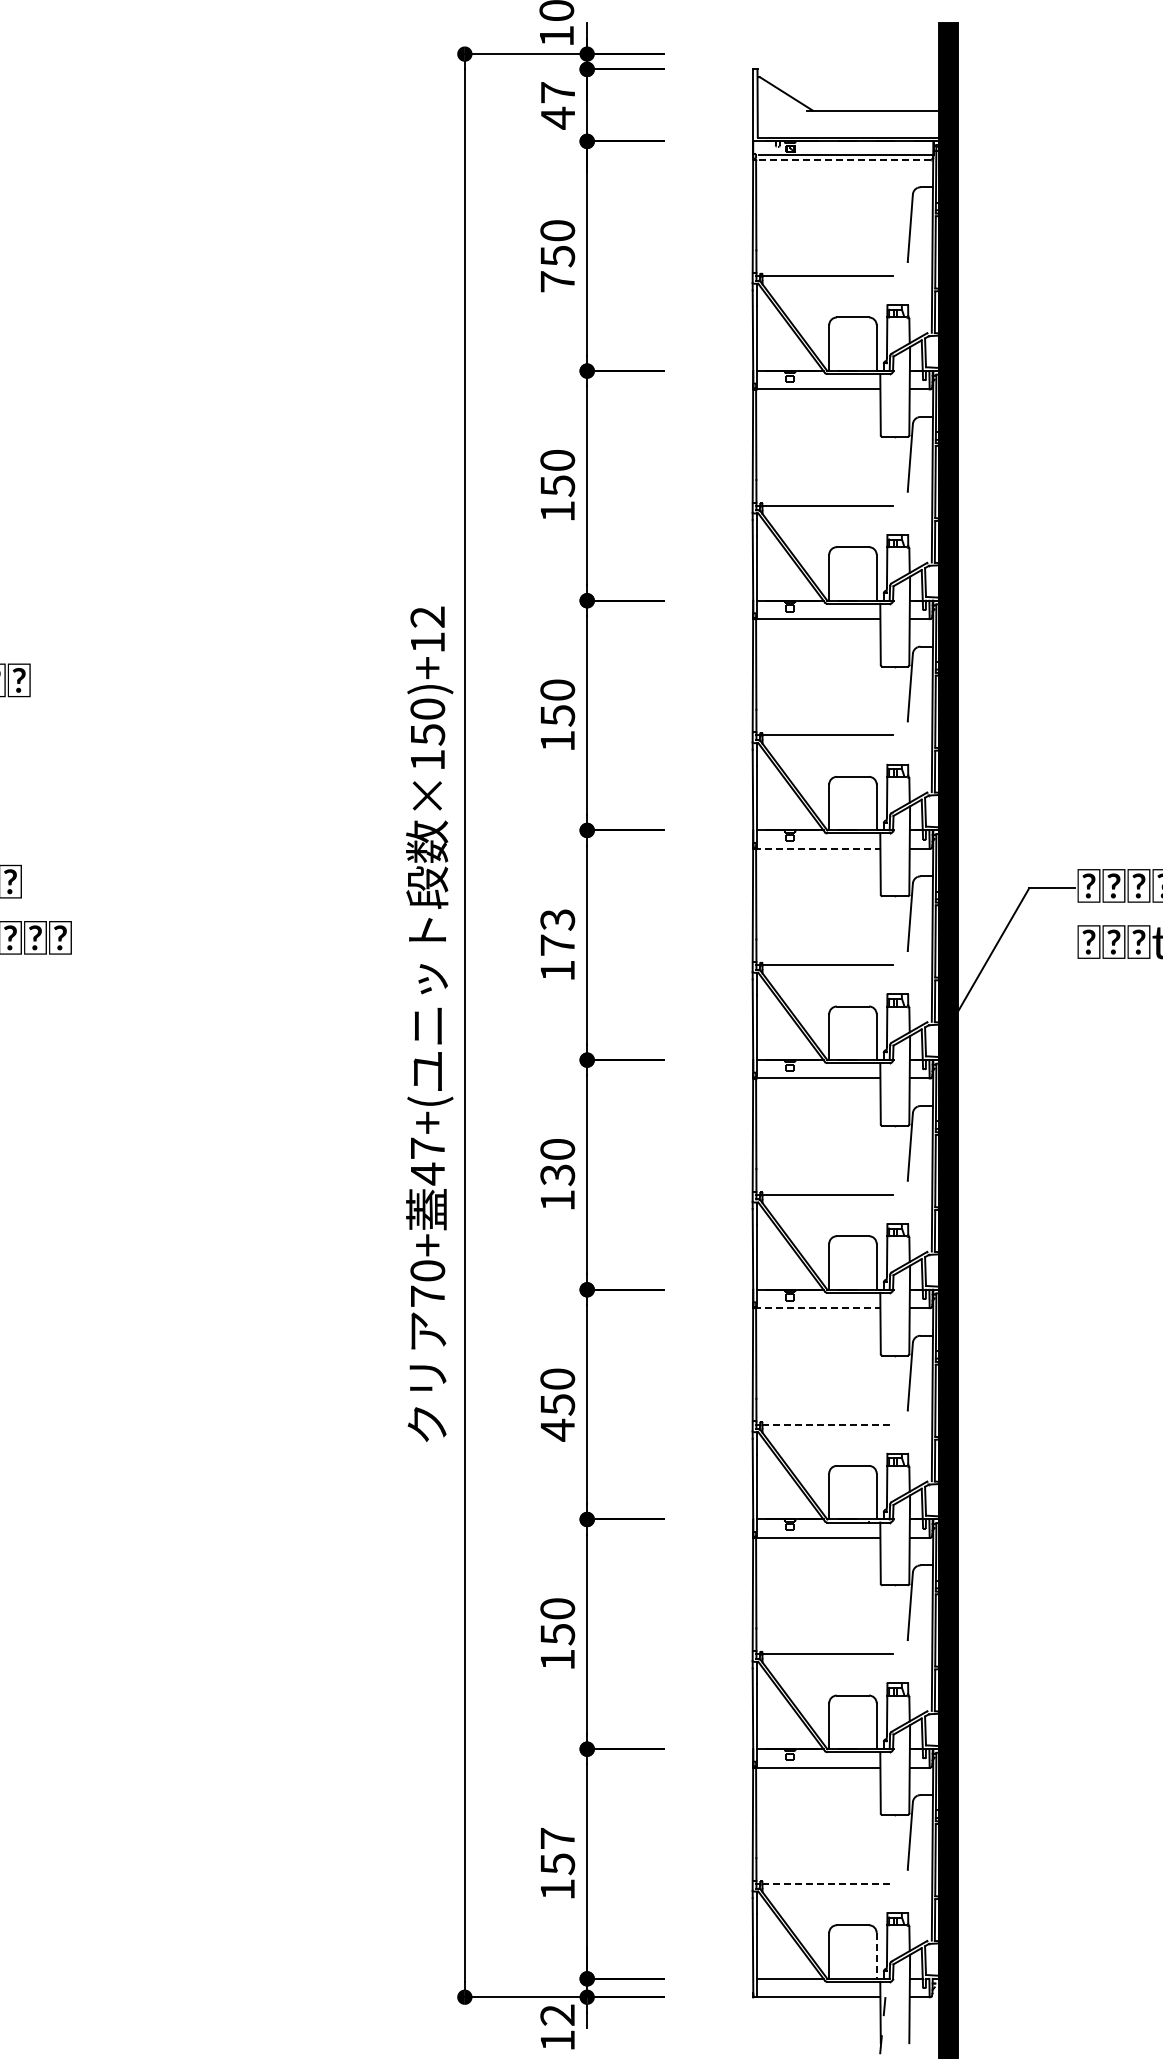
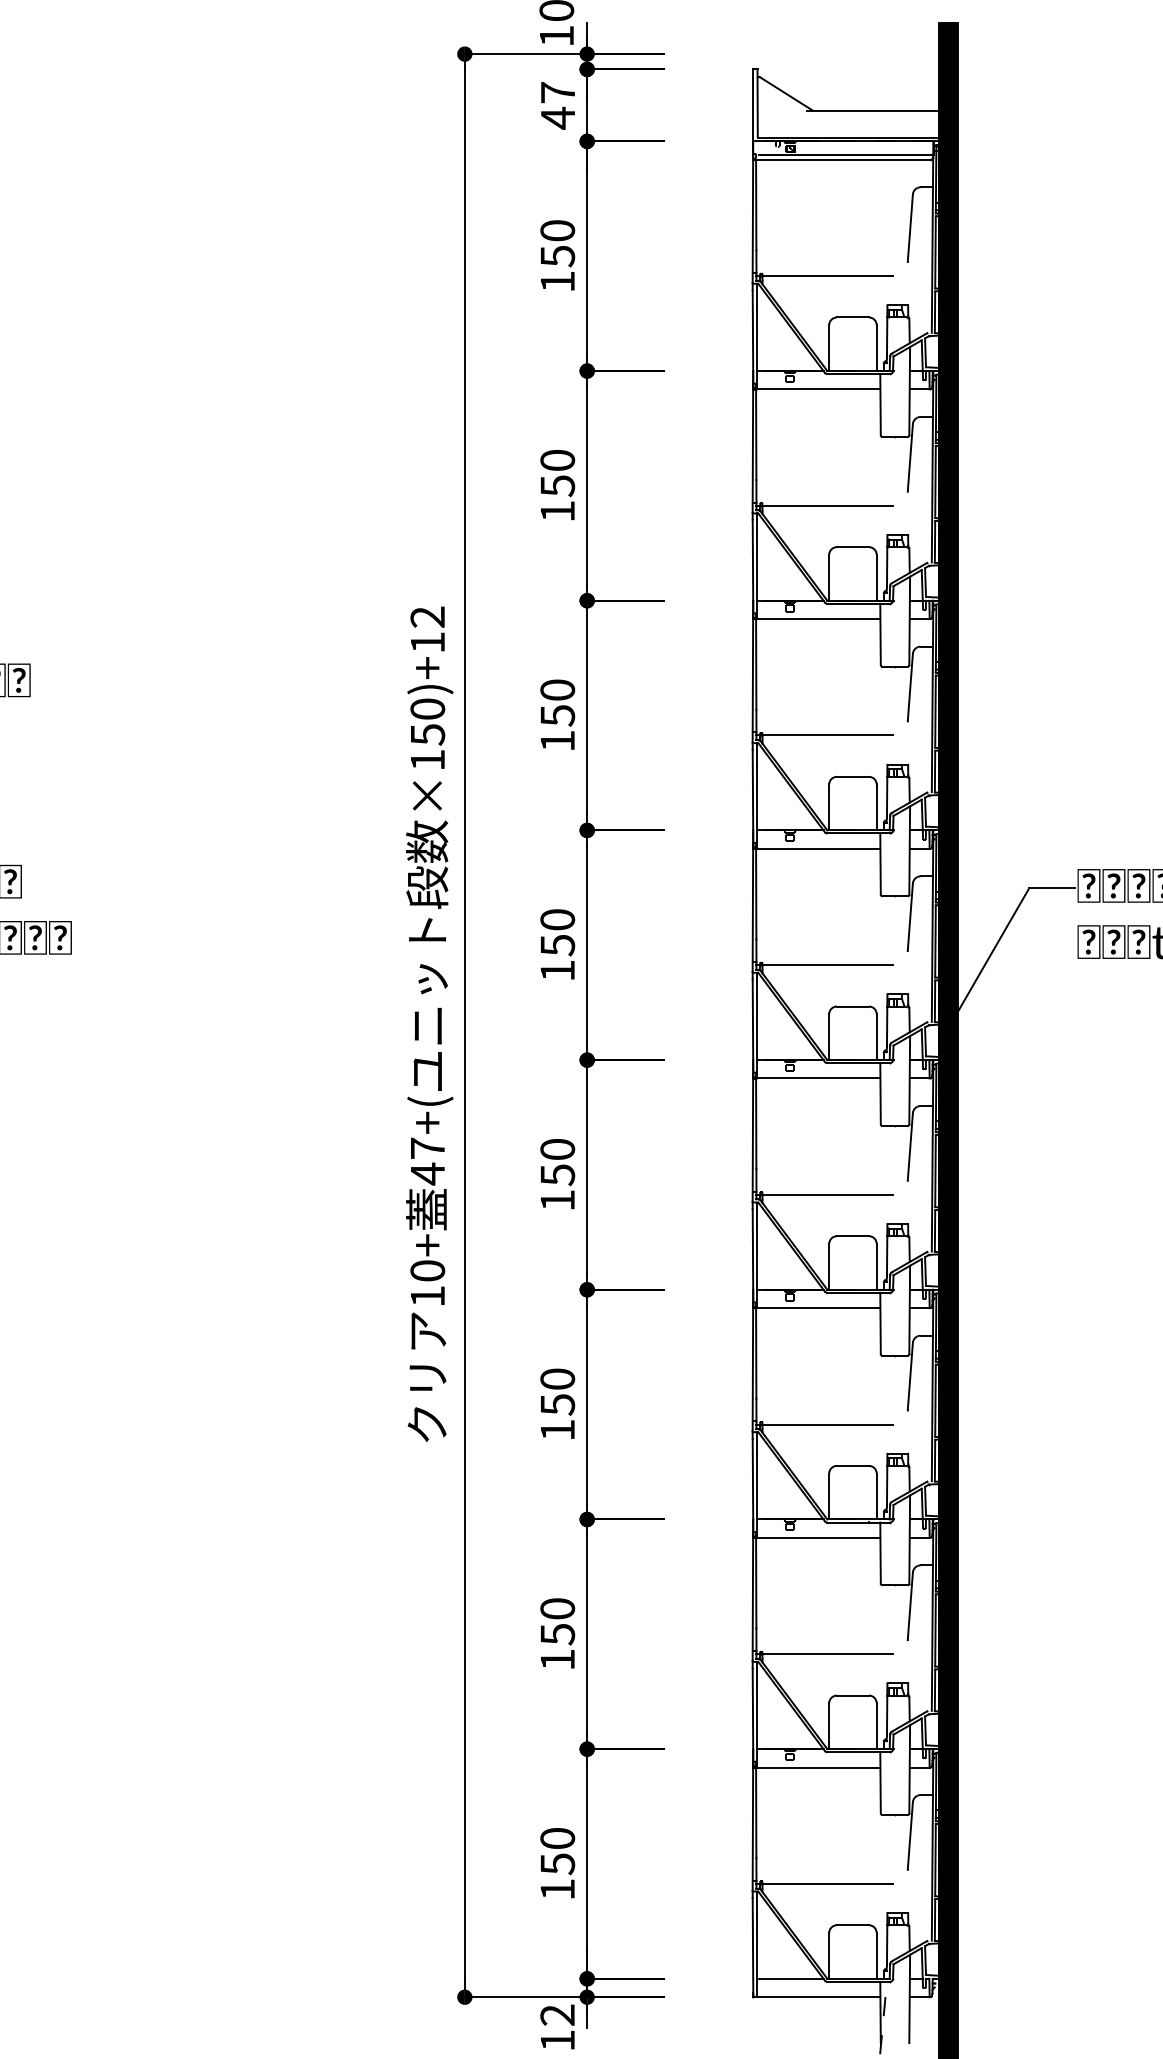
line: dashed -> solid (843, 159)
text: 750 -> 150 (557, 281)
line: dashed -> solid (817, 848)
text: 173 -> 150 (557, 932)
text: 130 -> 150 (556, 1174)
text: 70+ -> 10+ (427, 1295)
line: dashed -> solid (817, 1308)
line: dashed -> solid (827, 1424)
text: 450 -> 150 (557, 1429)
text: 157 -> 150 (557, 1838)
line: dashed -> solid (827, 1883)
line: dashed -> solid (876, 1955)
